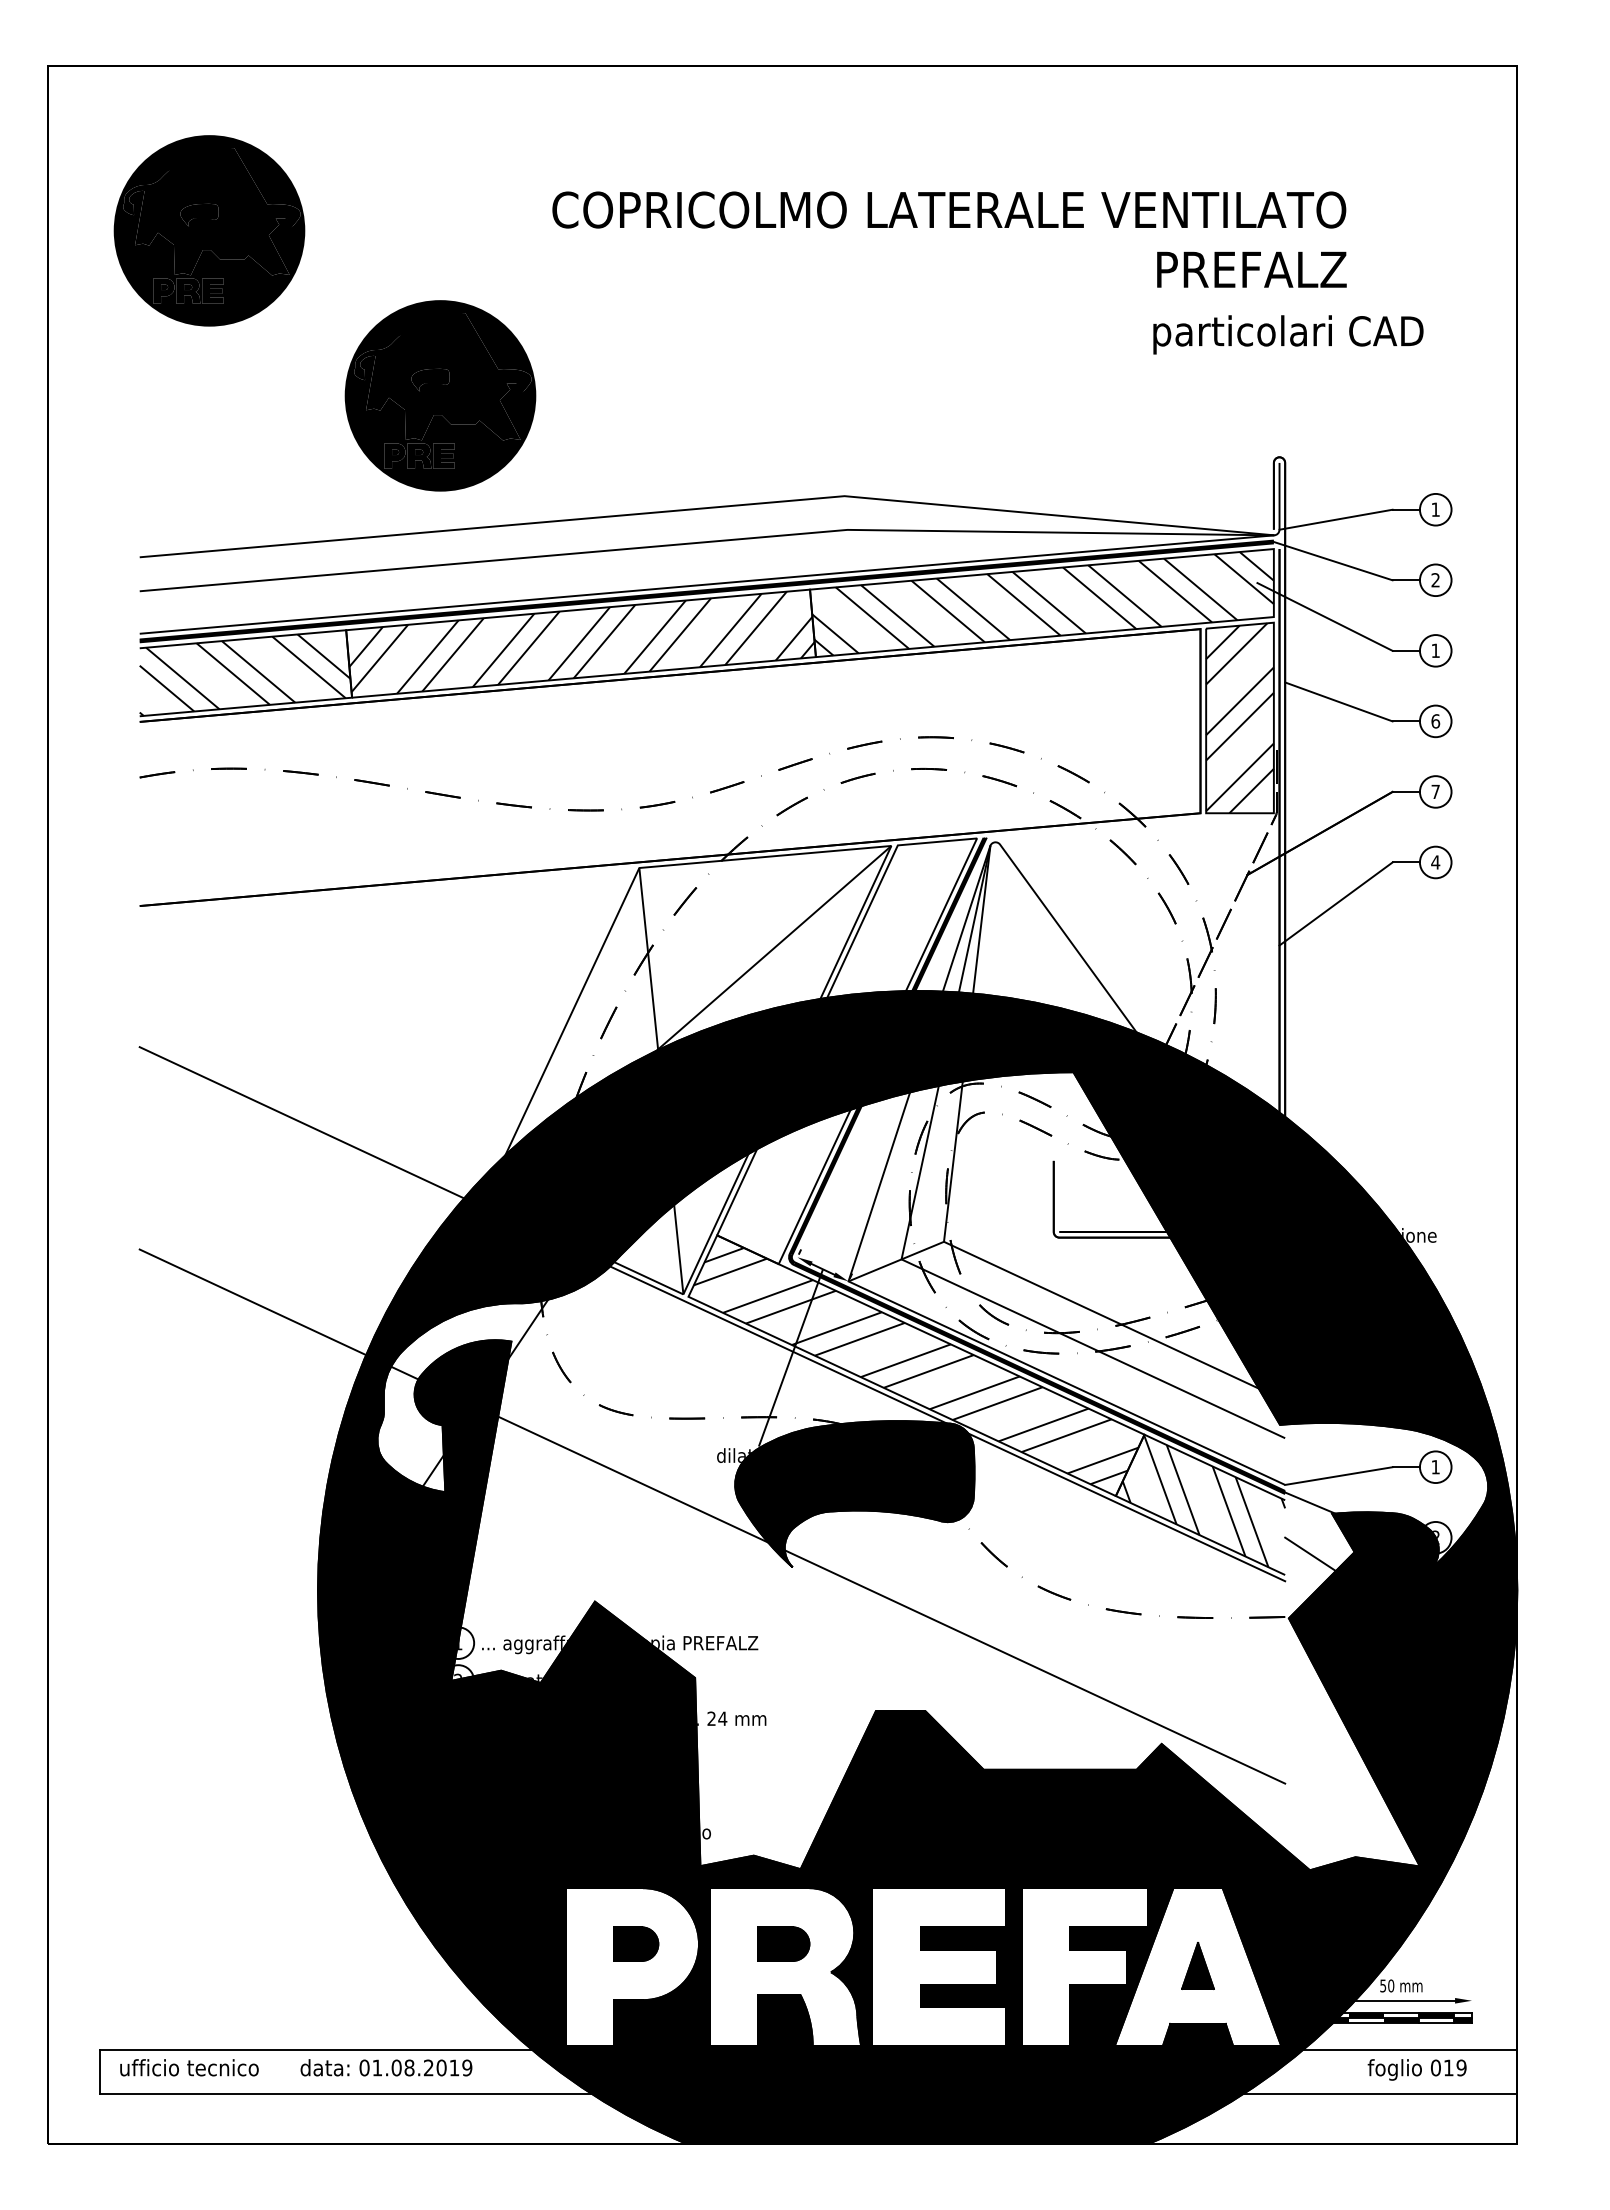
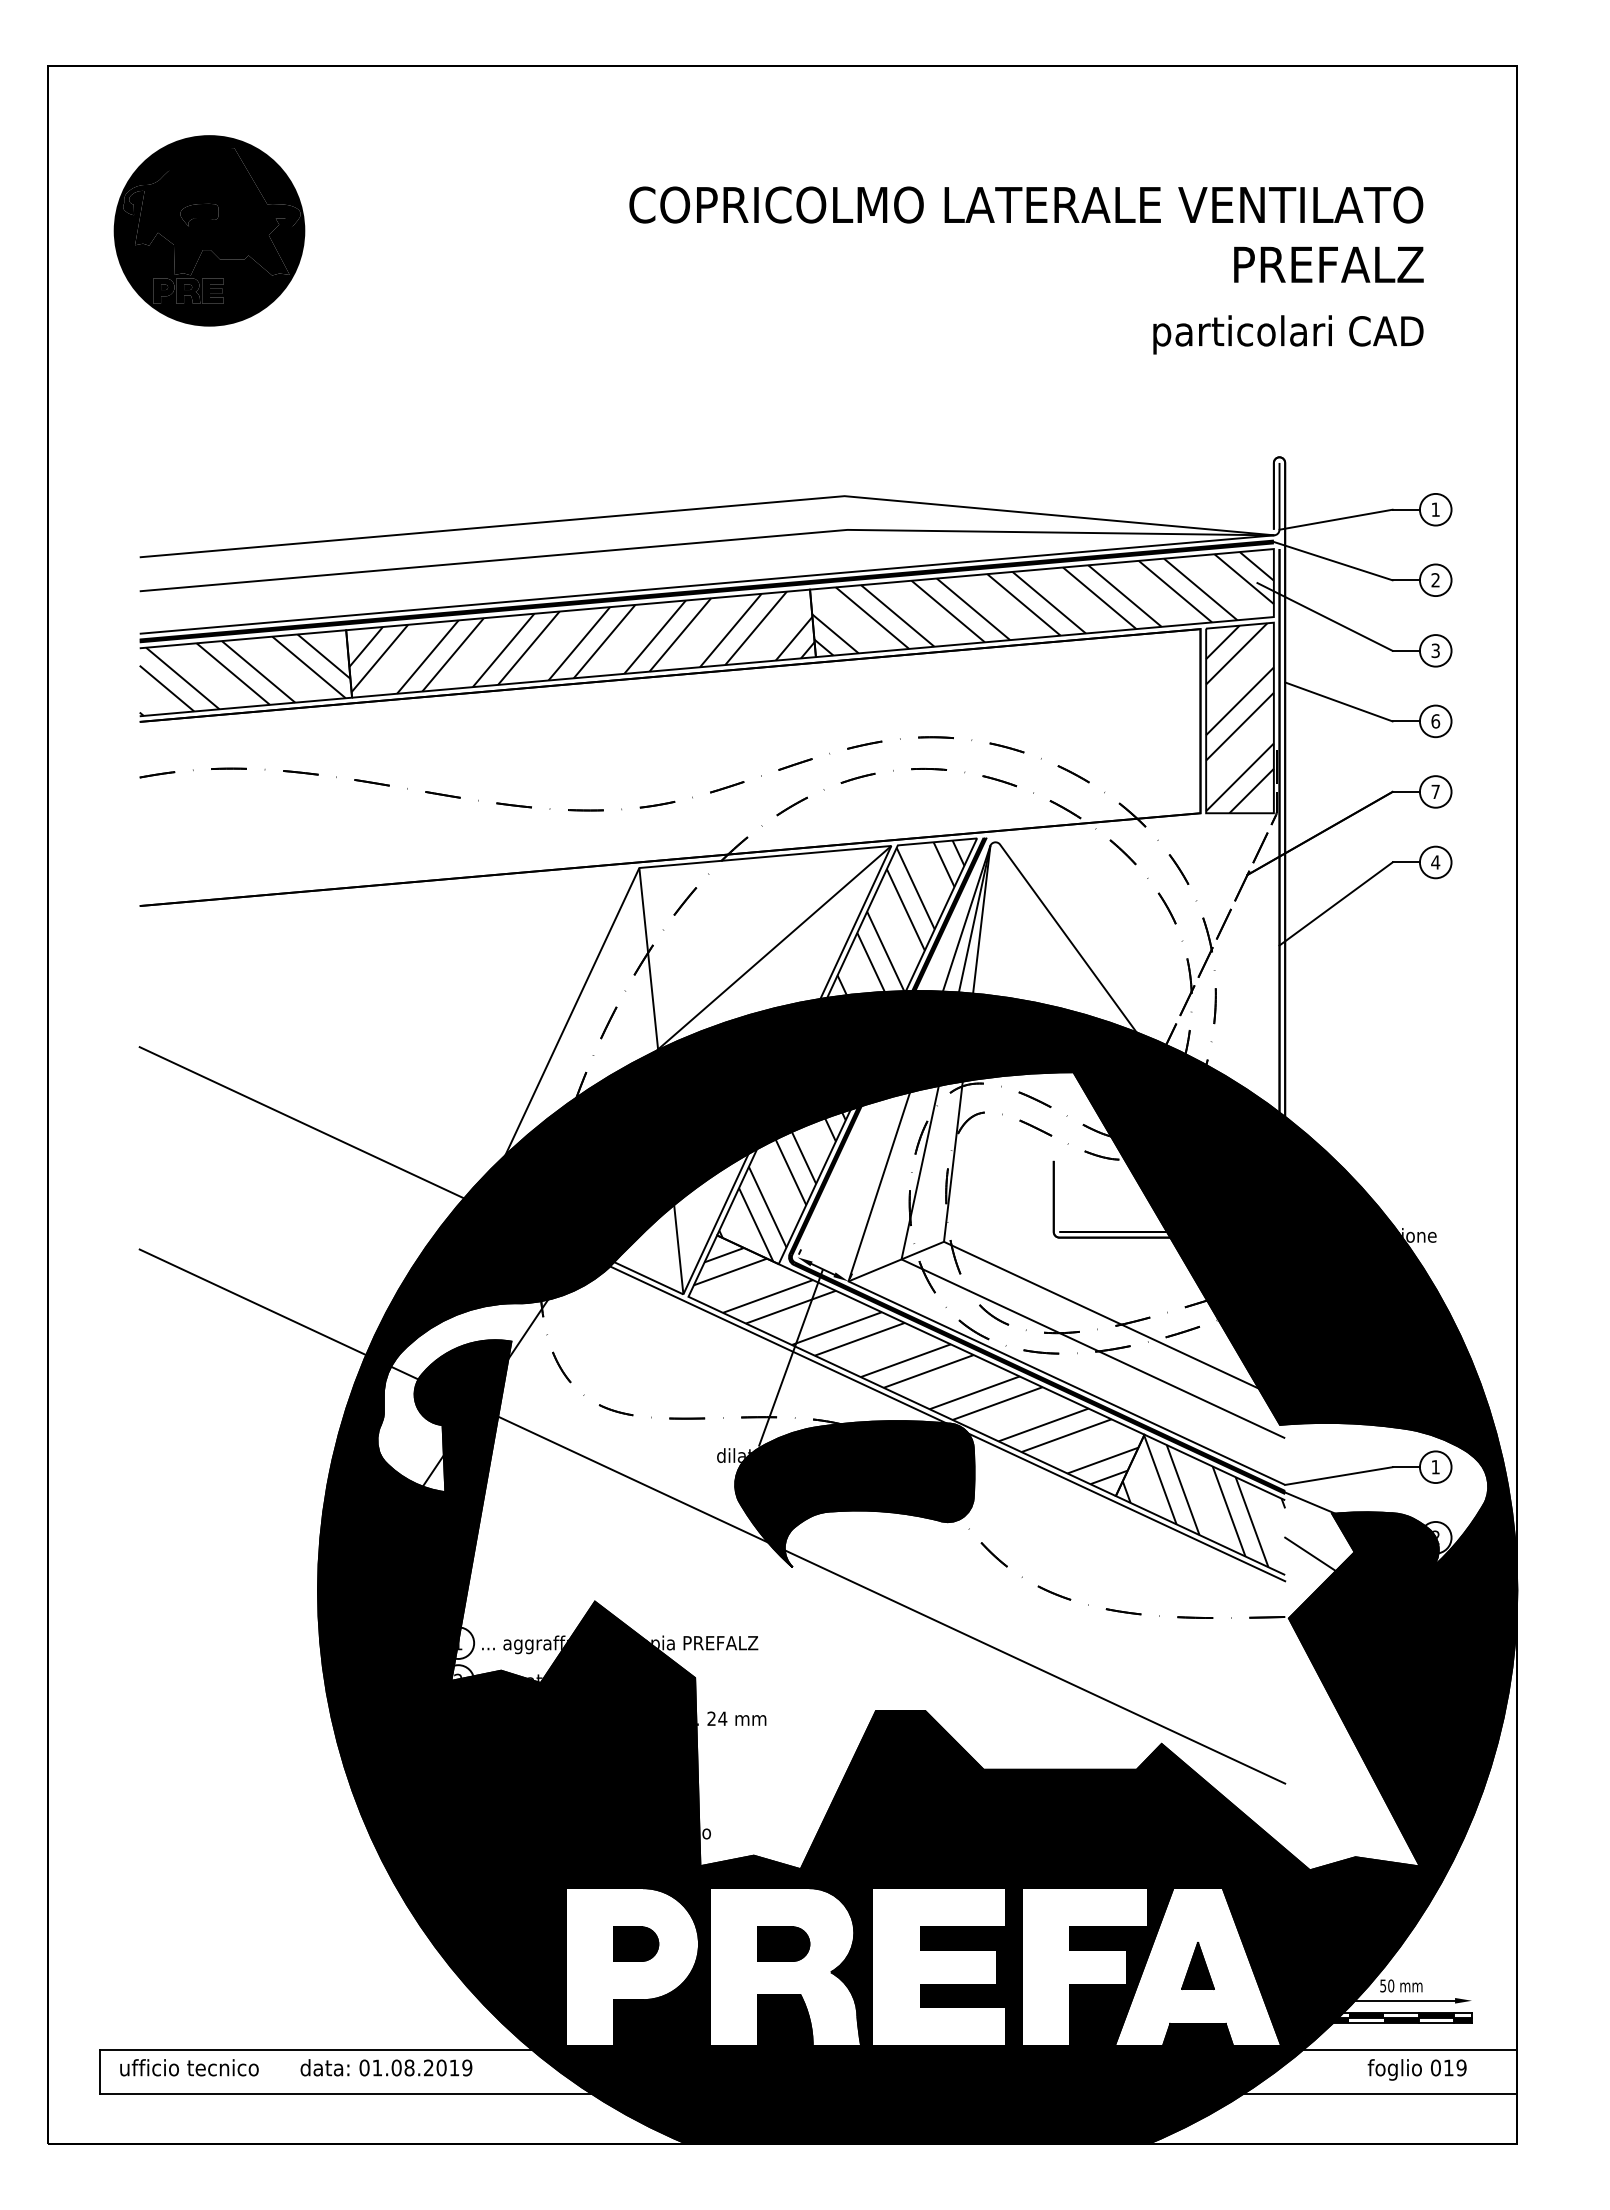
text position: (949, 239) -> (1026, 234) (1026, 234)
part: present -> none (440, 395)
text: 1 -> 3 (1435, 650)
hatch: none -> present (841, 1050)
